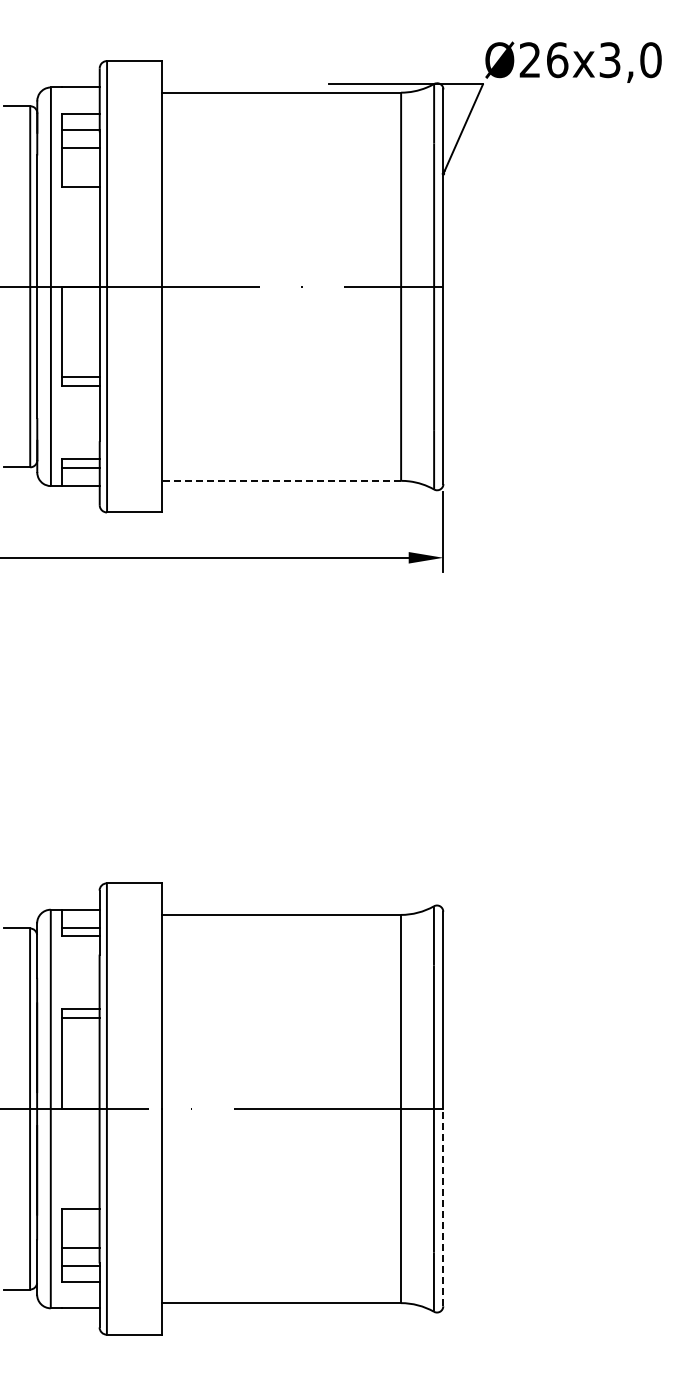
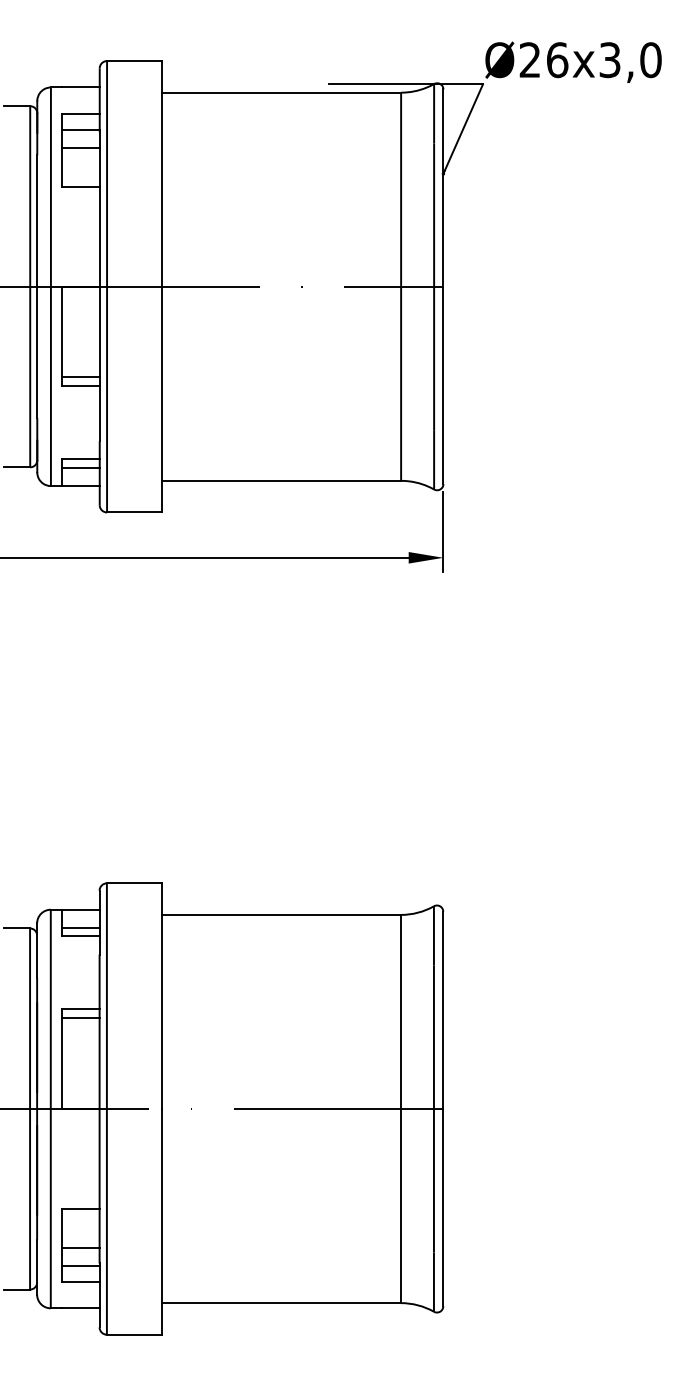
line: dashed -> solid (281, 480)
line: dashed -> solid (443, 1207)
